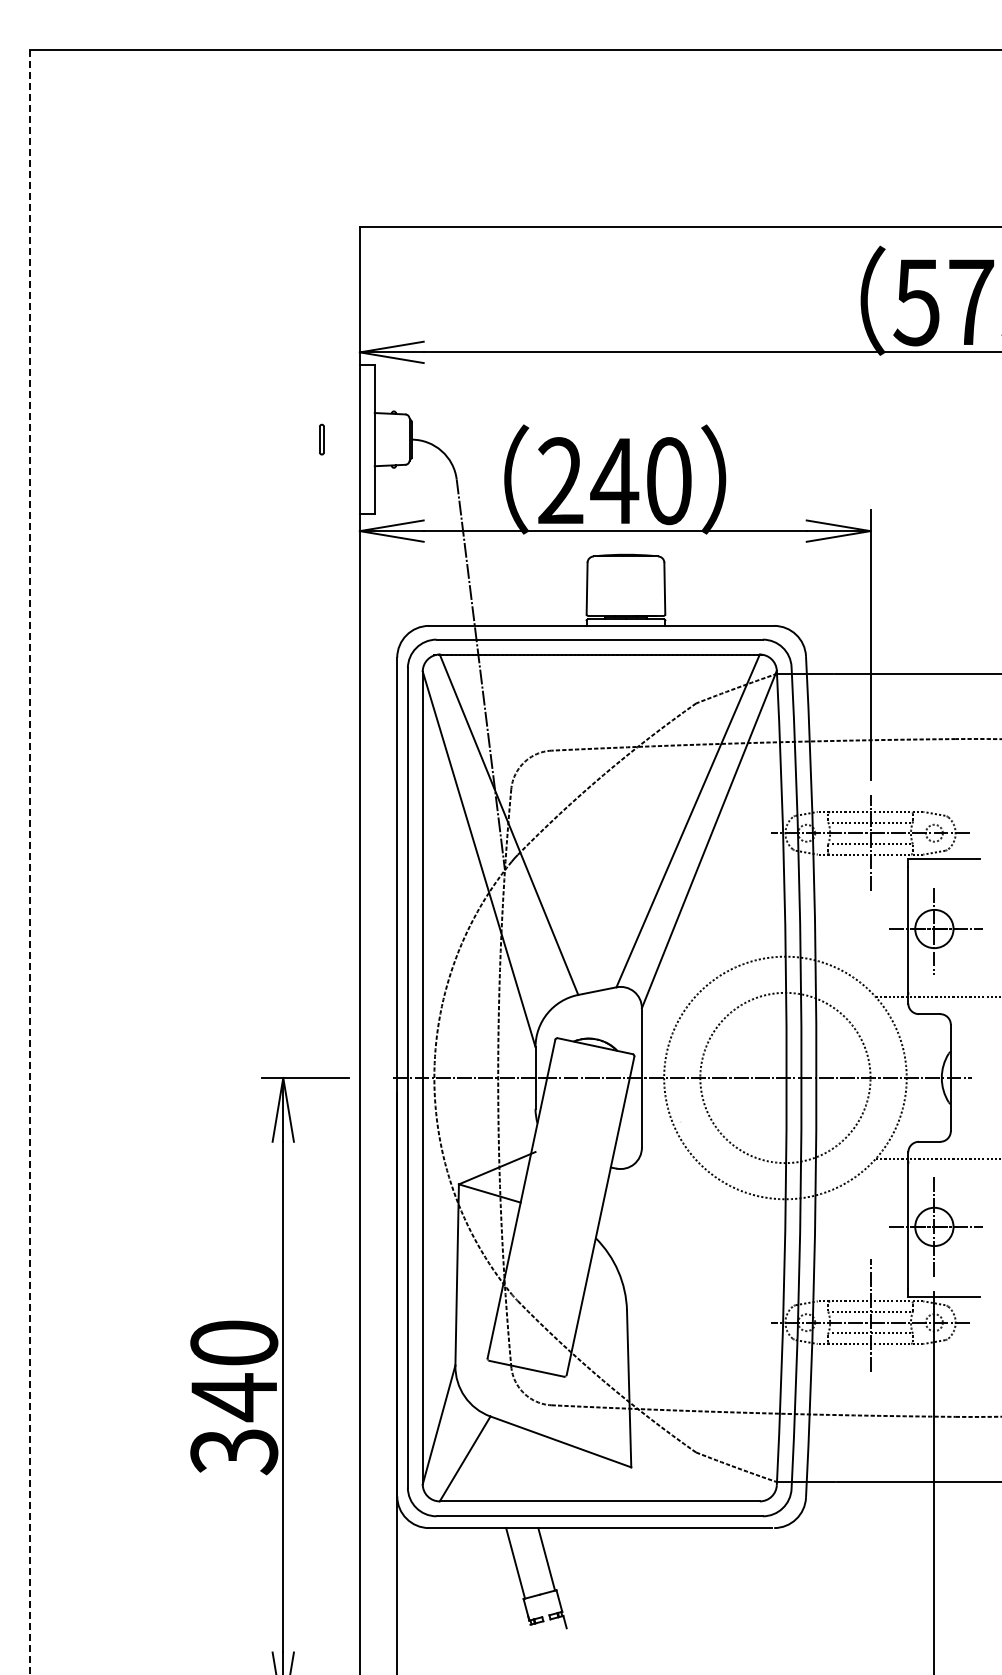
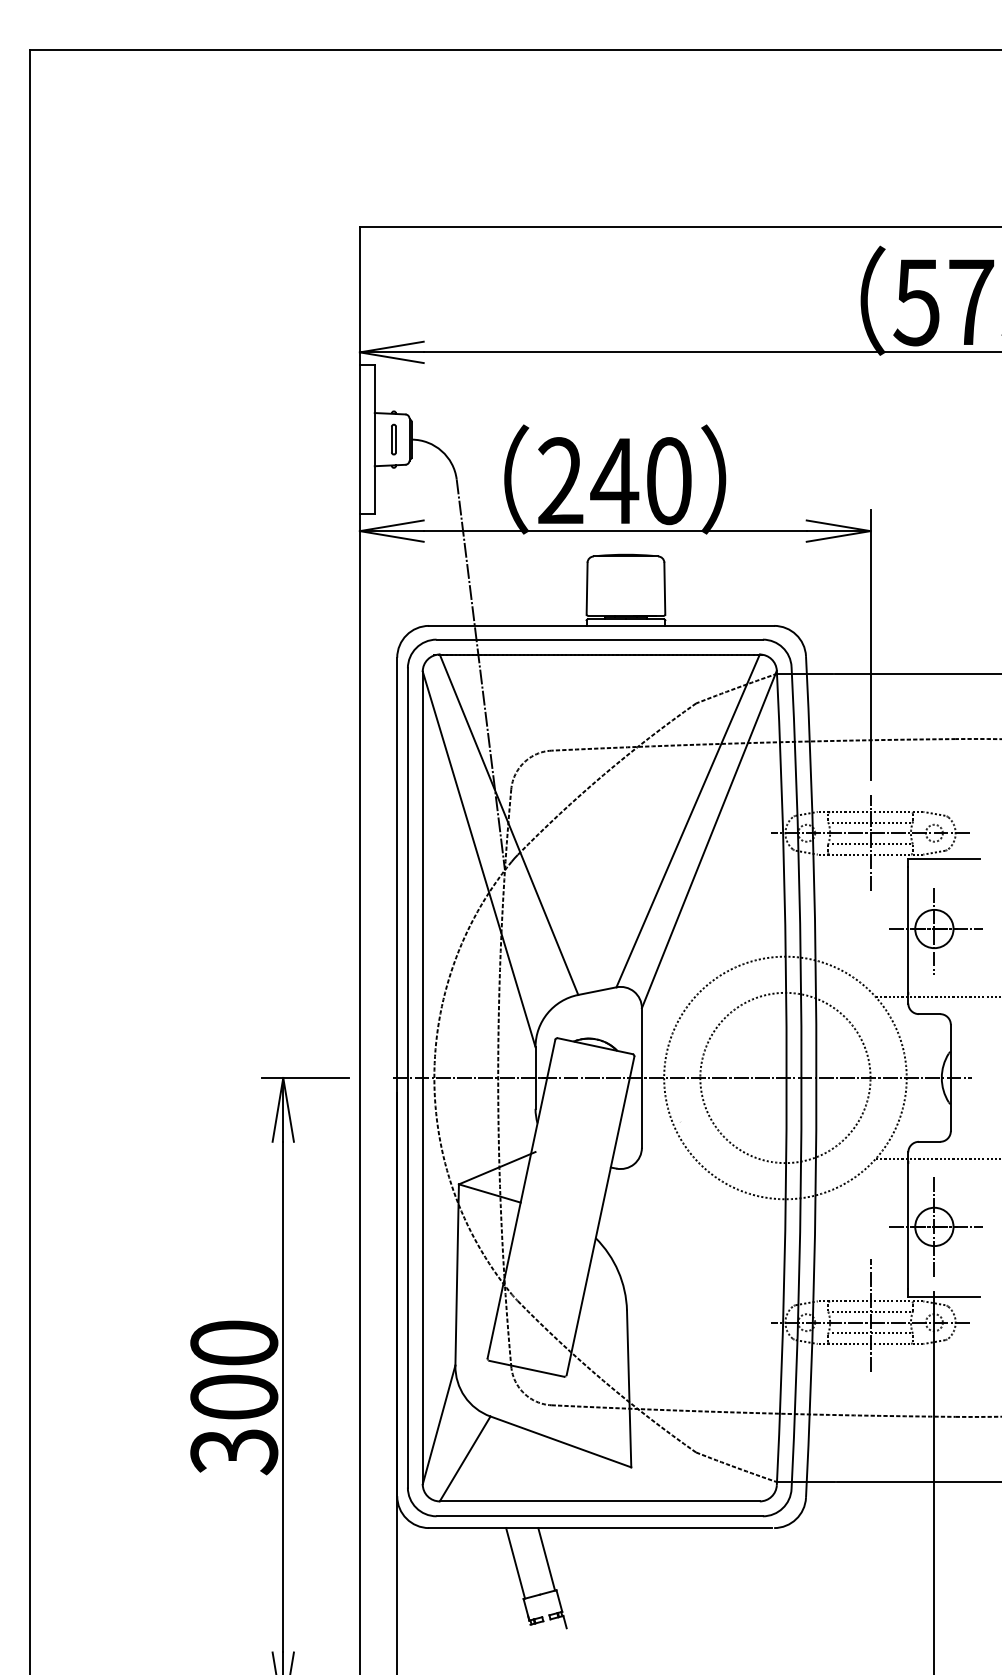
part position: (321, 439) -> (393, 439) (393, 439)
line: dashed -> solid (30, 862)
text: 340 -> 300 (234, 1397)
